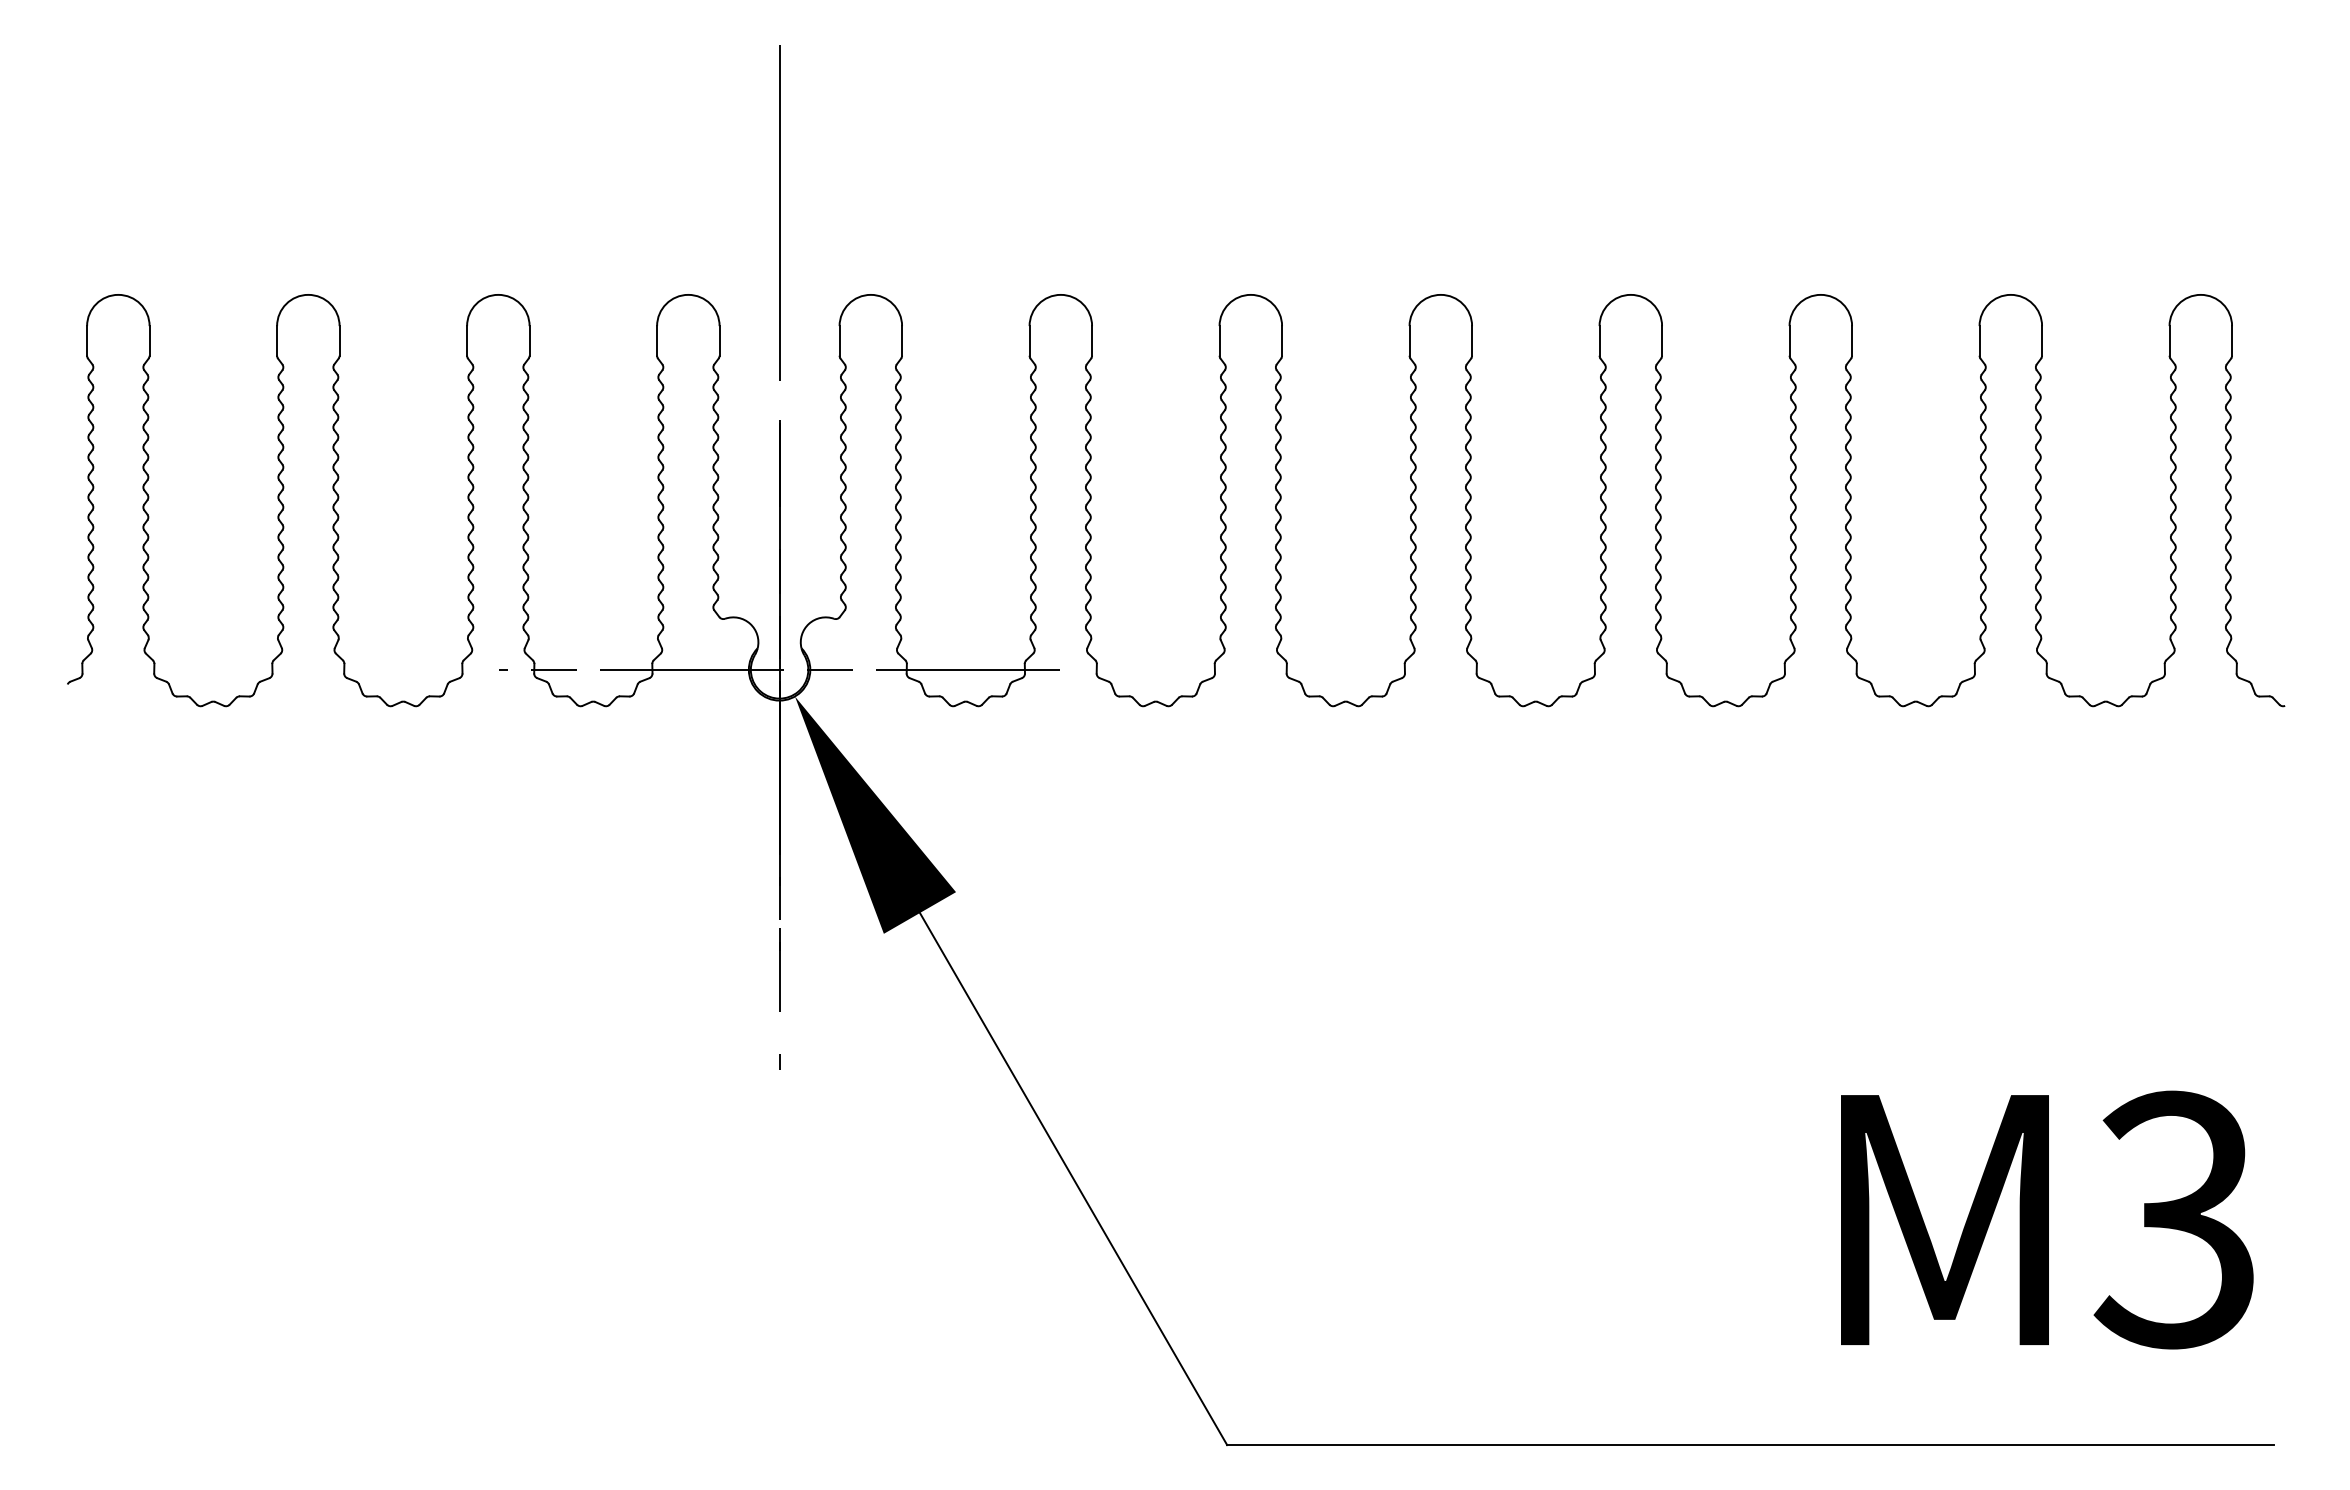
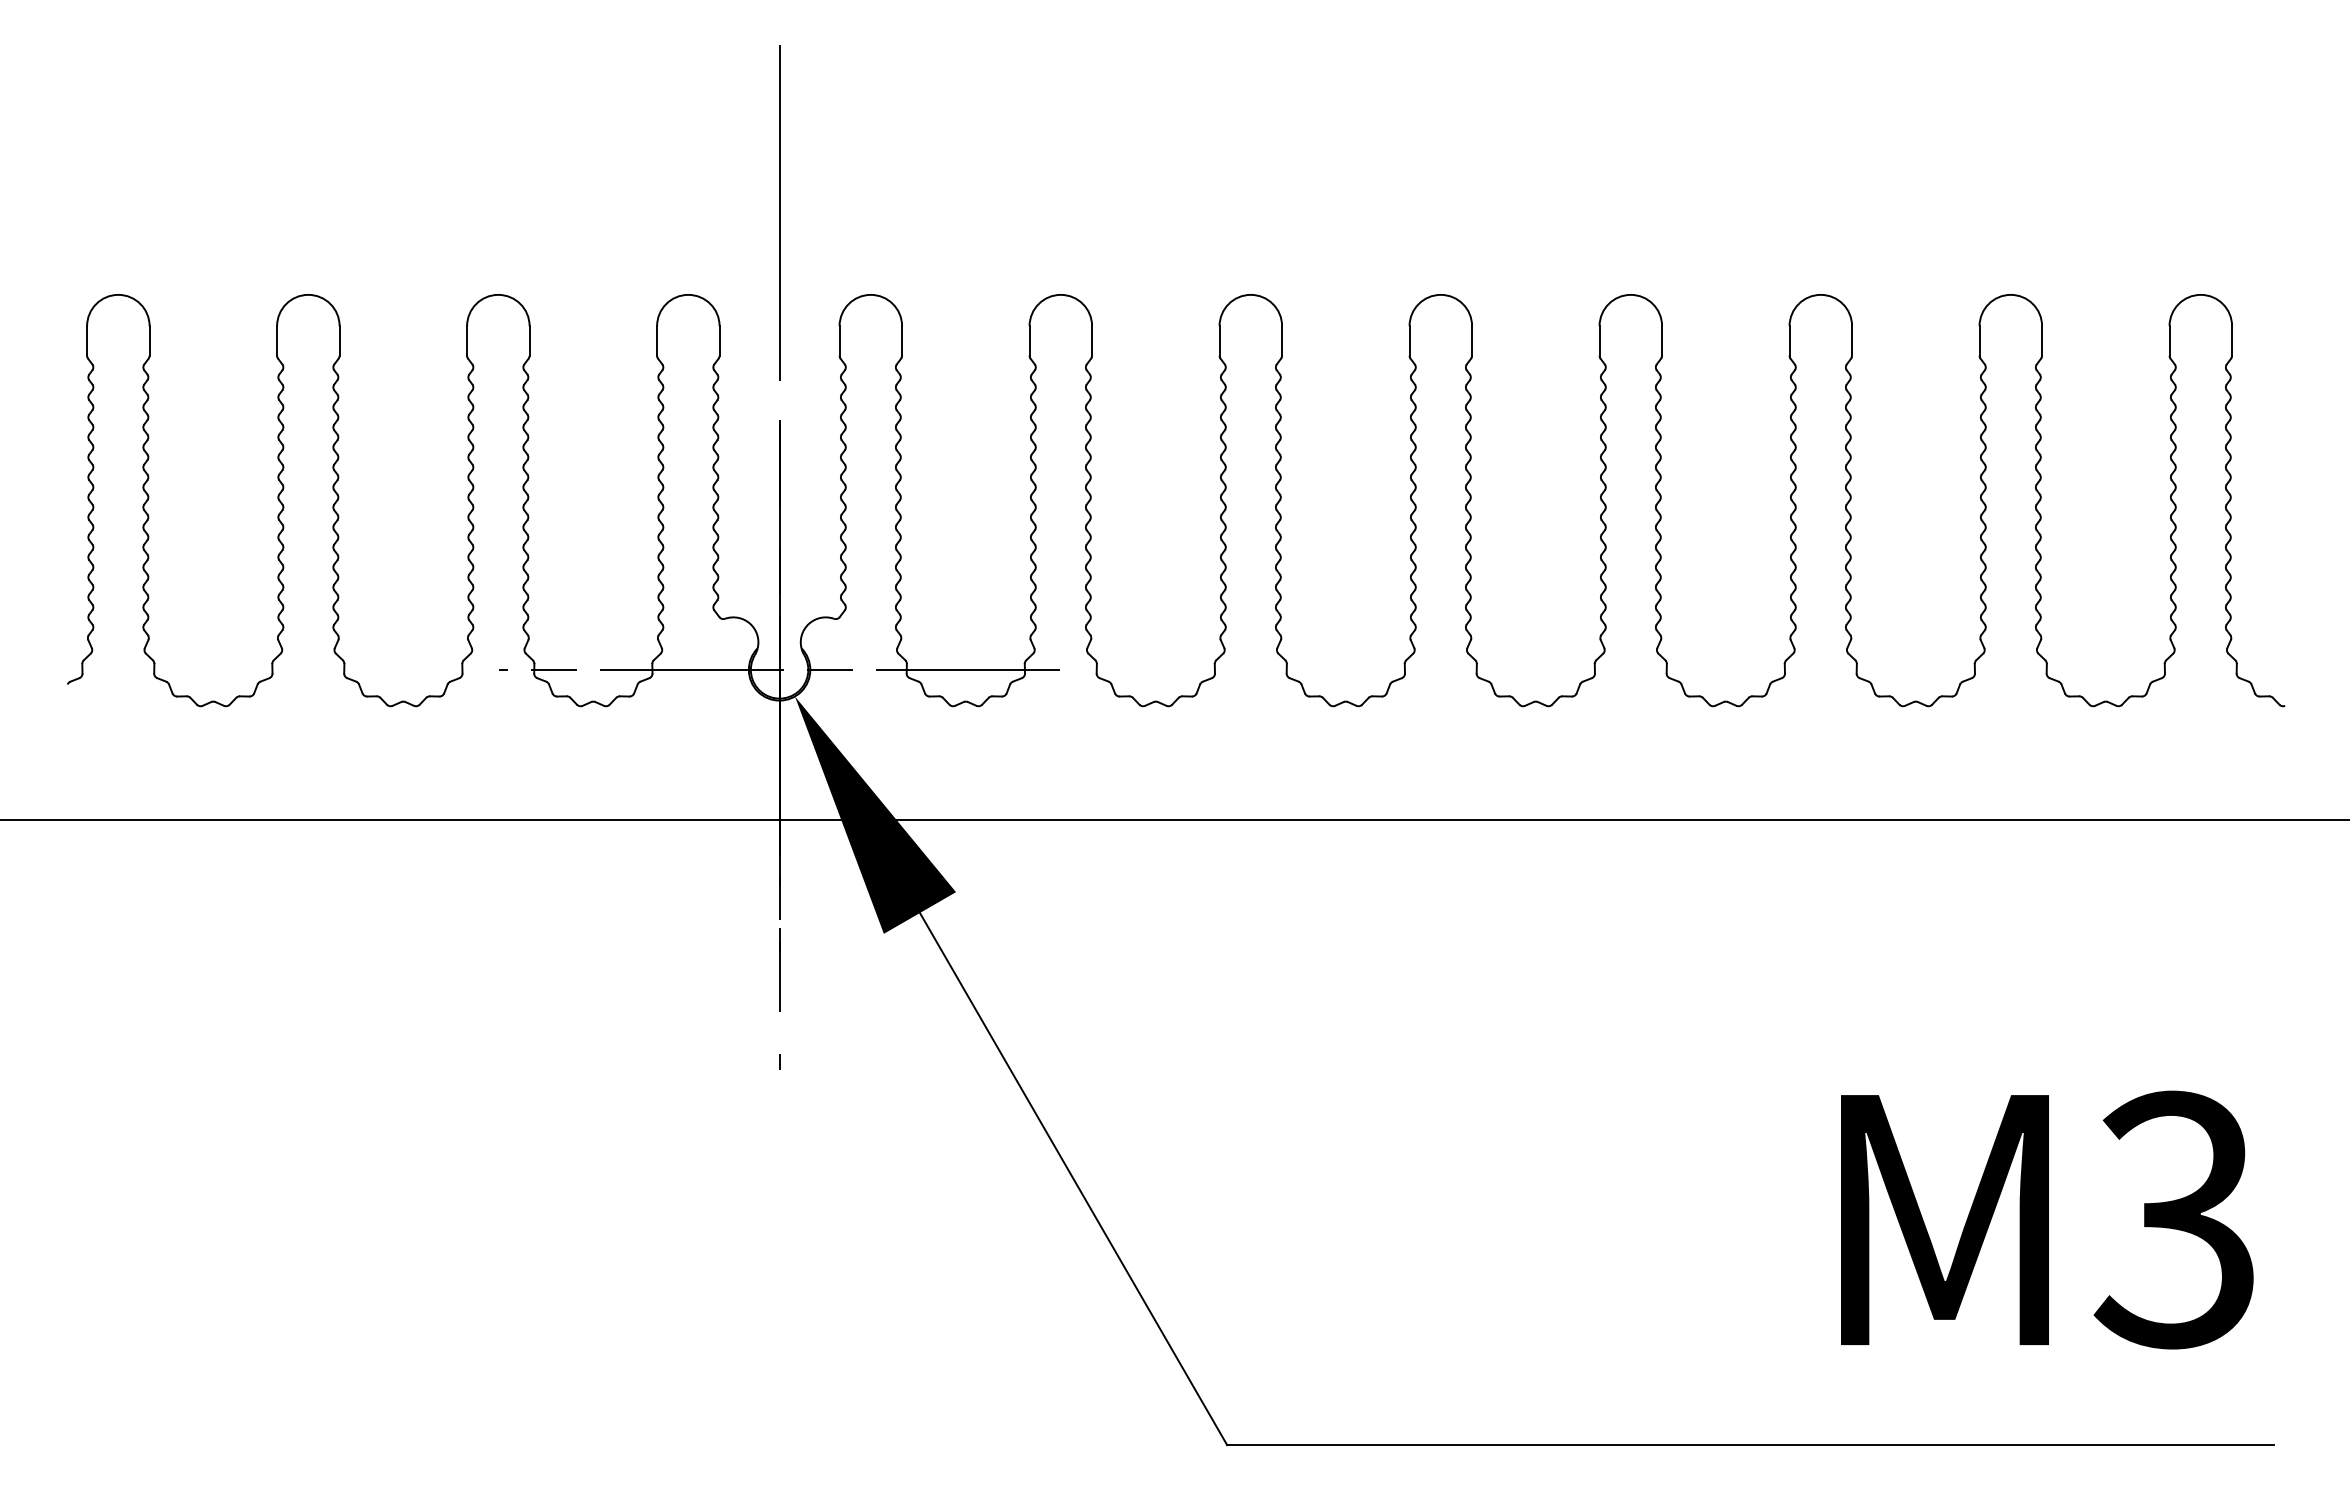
line: none -> present (1174, 819)
